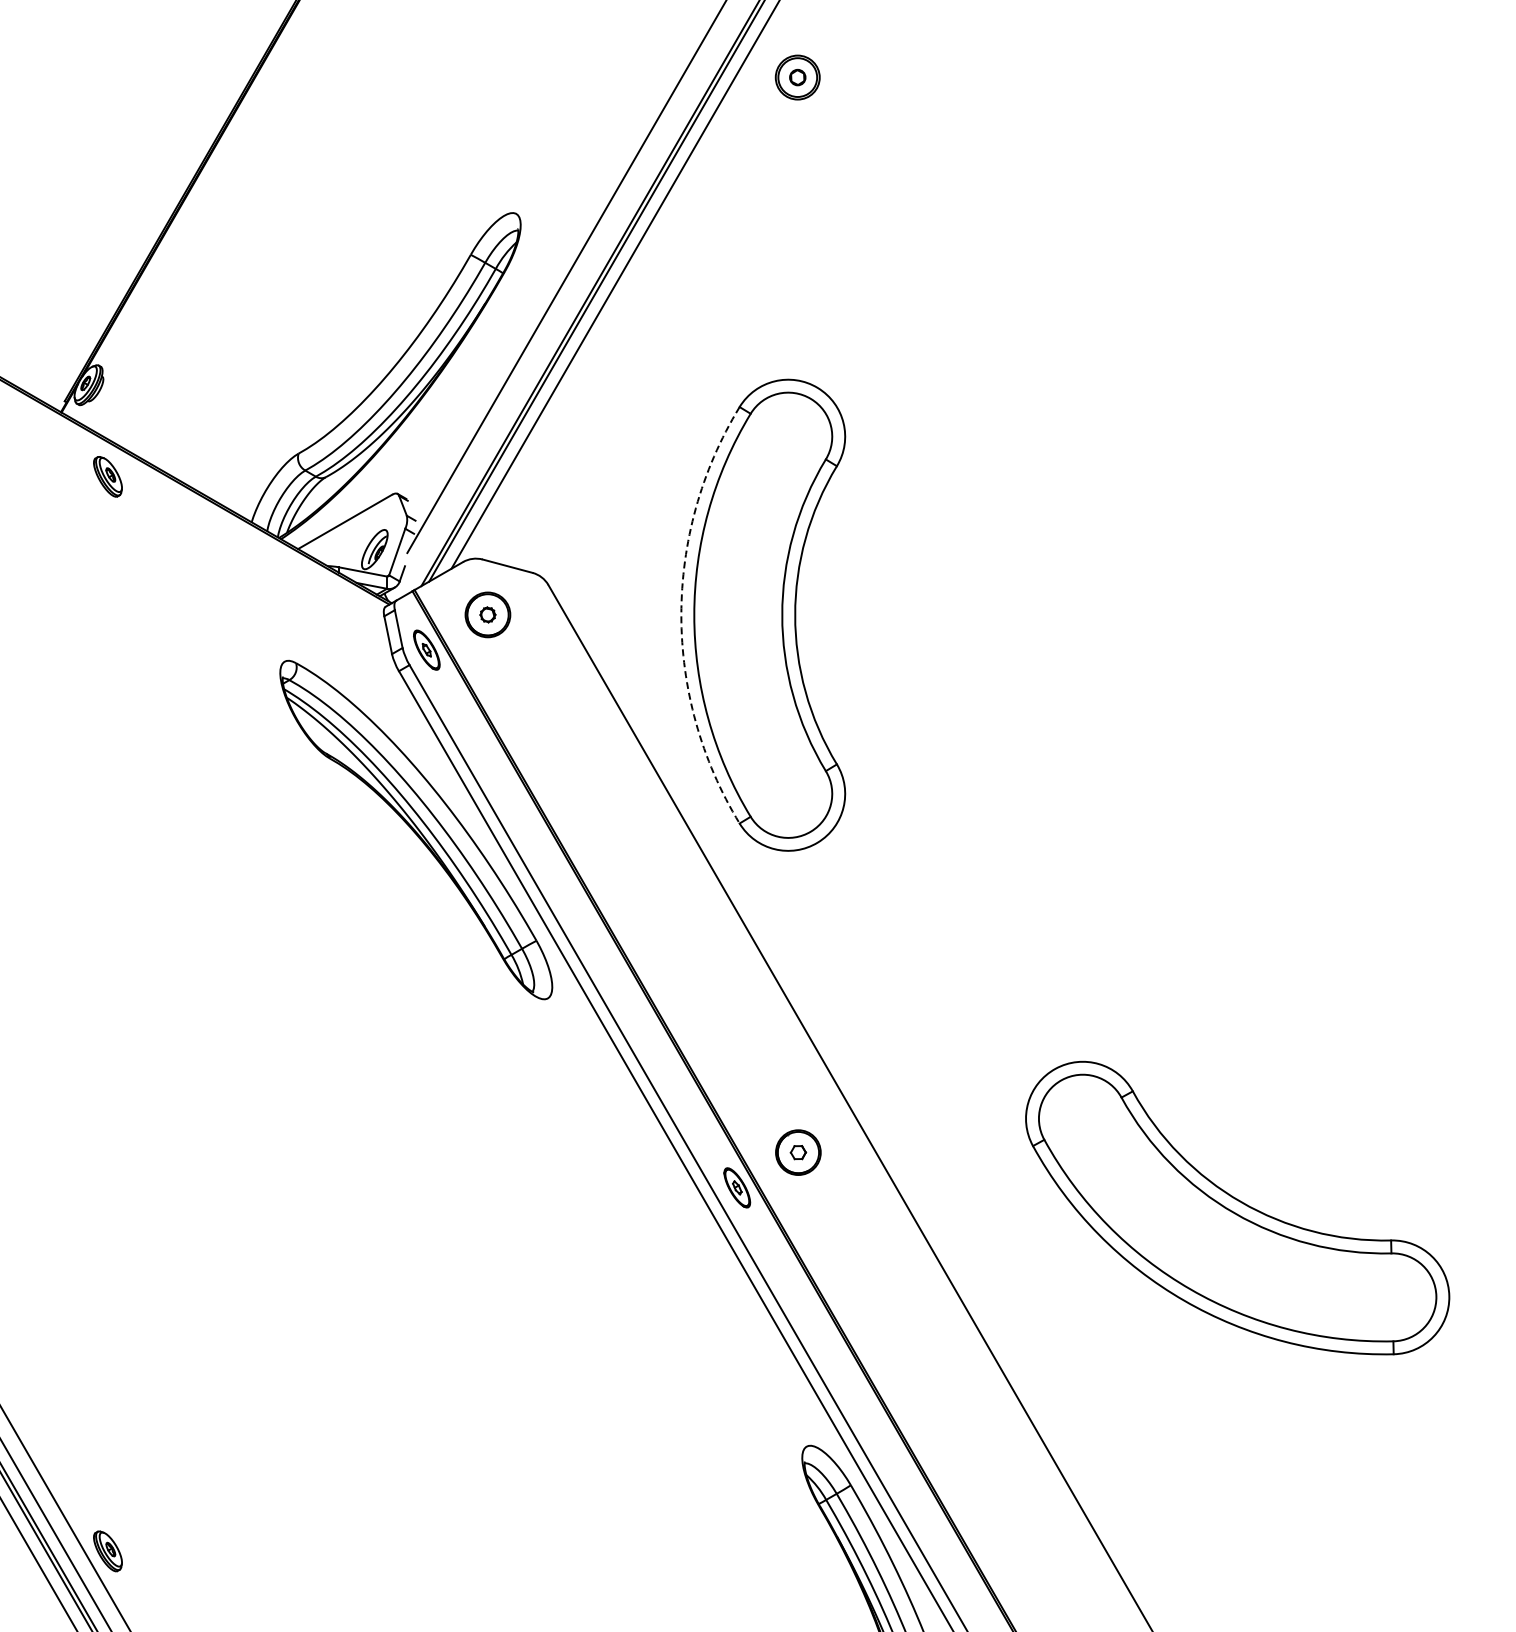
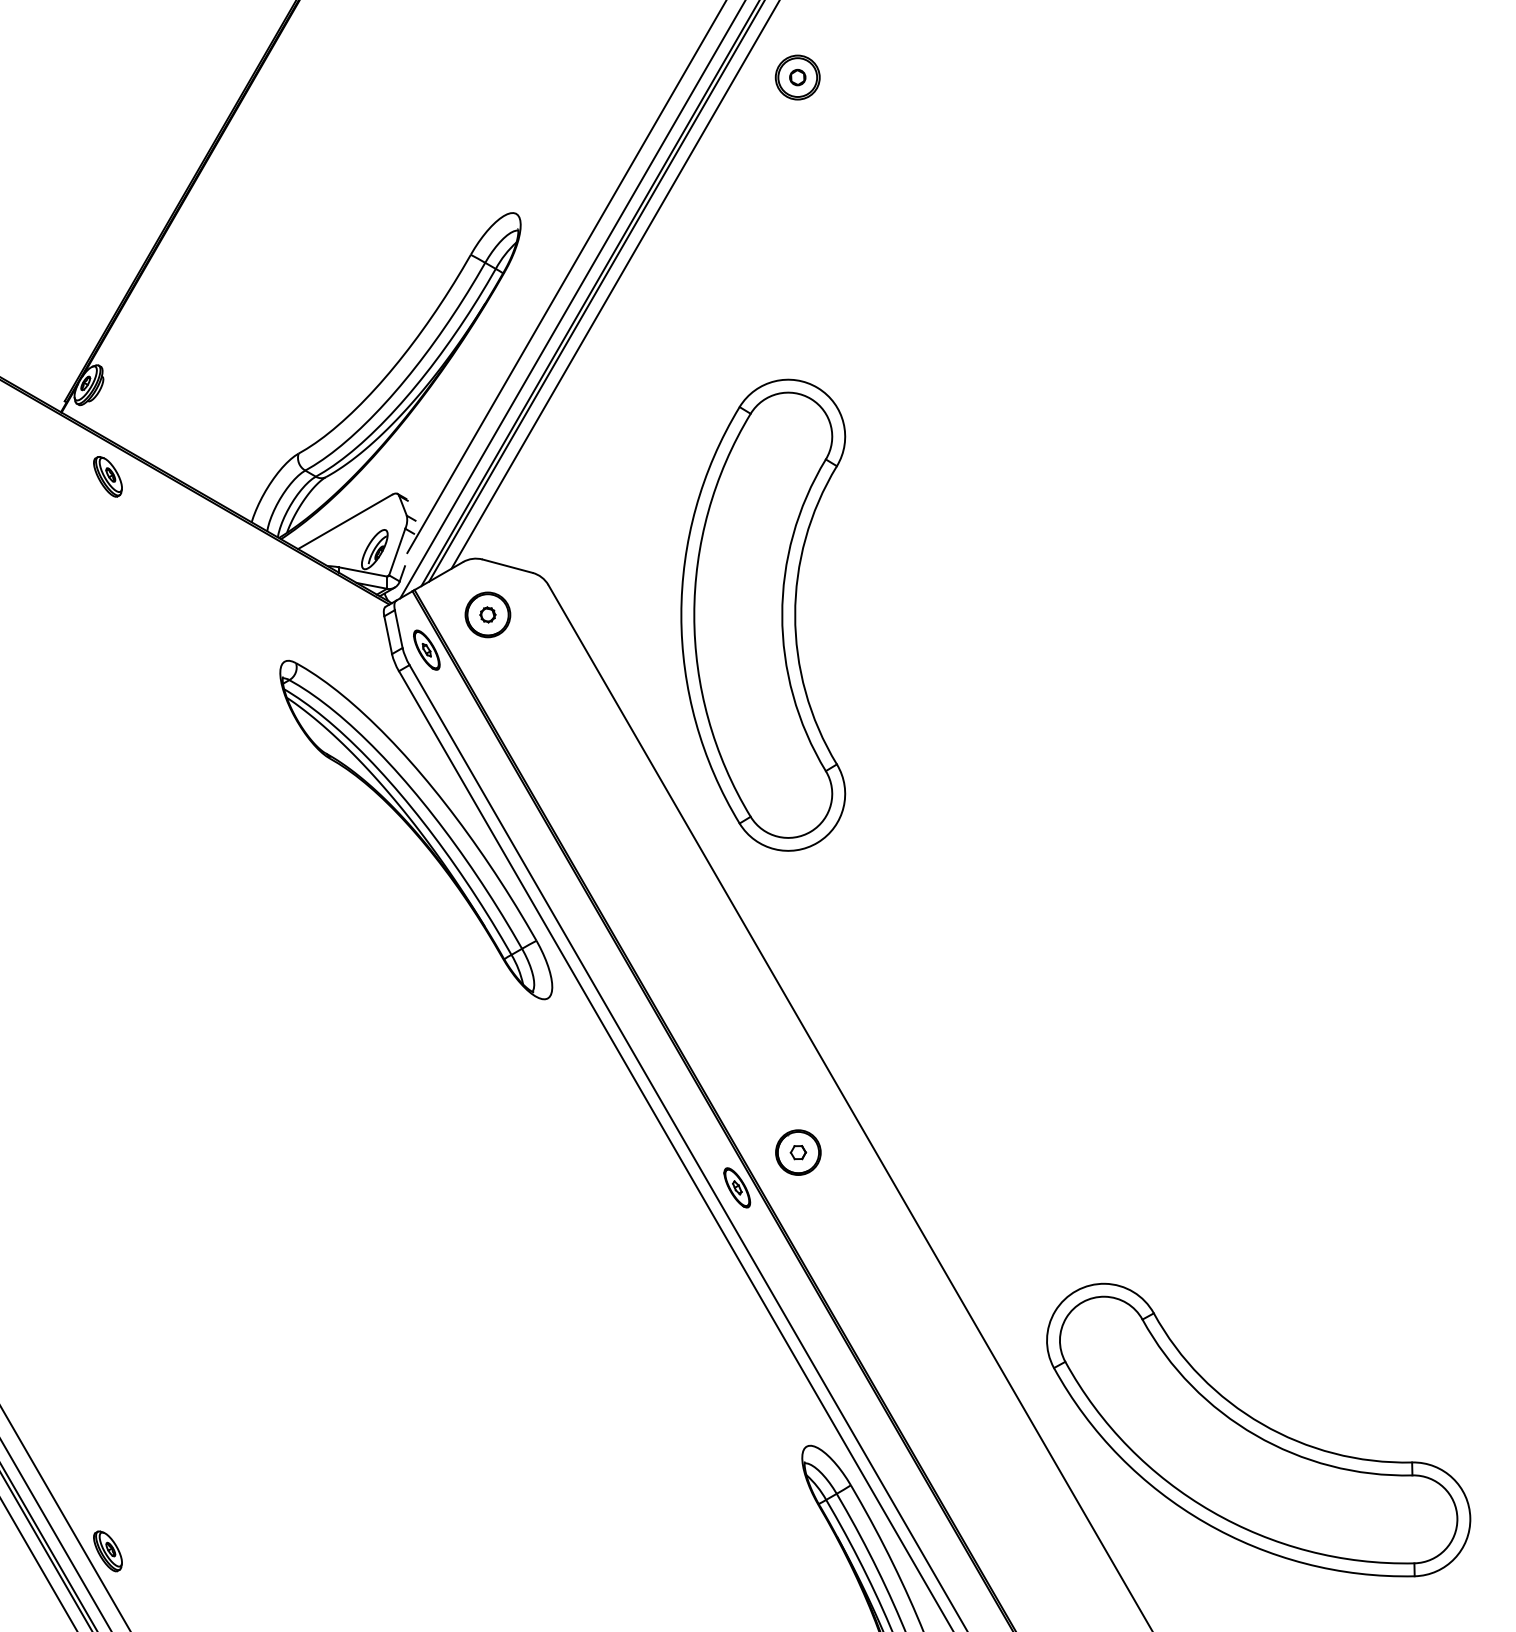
line: none -> present (572, 300)
arc: dashed -> solid (681, 615)
part position: (1237, 1207) -> (1258, 1429) (1258, 1429)
